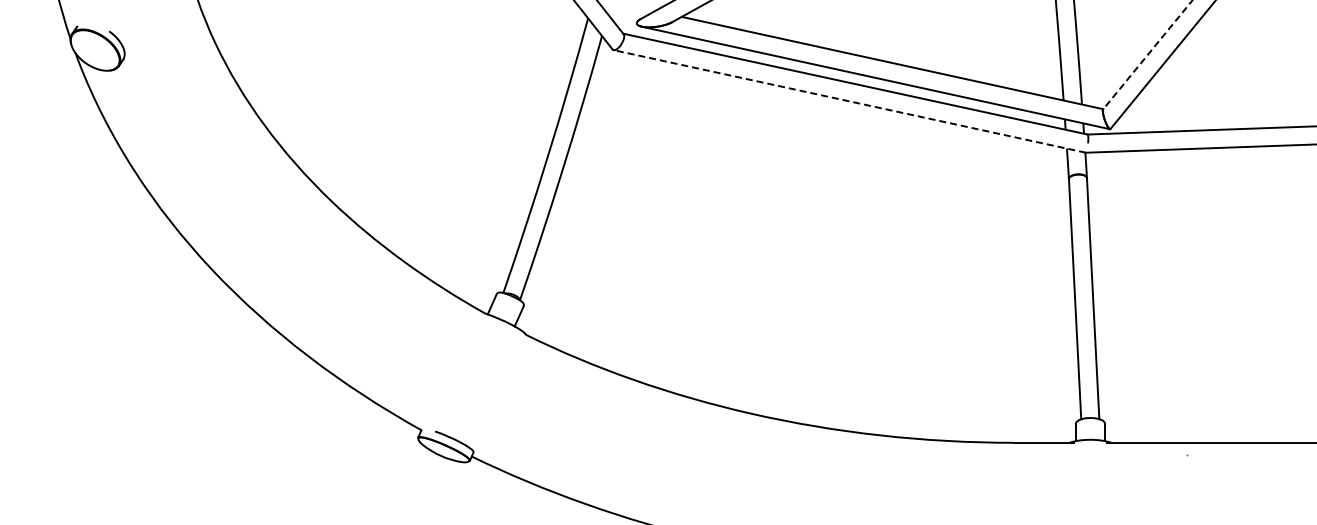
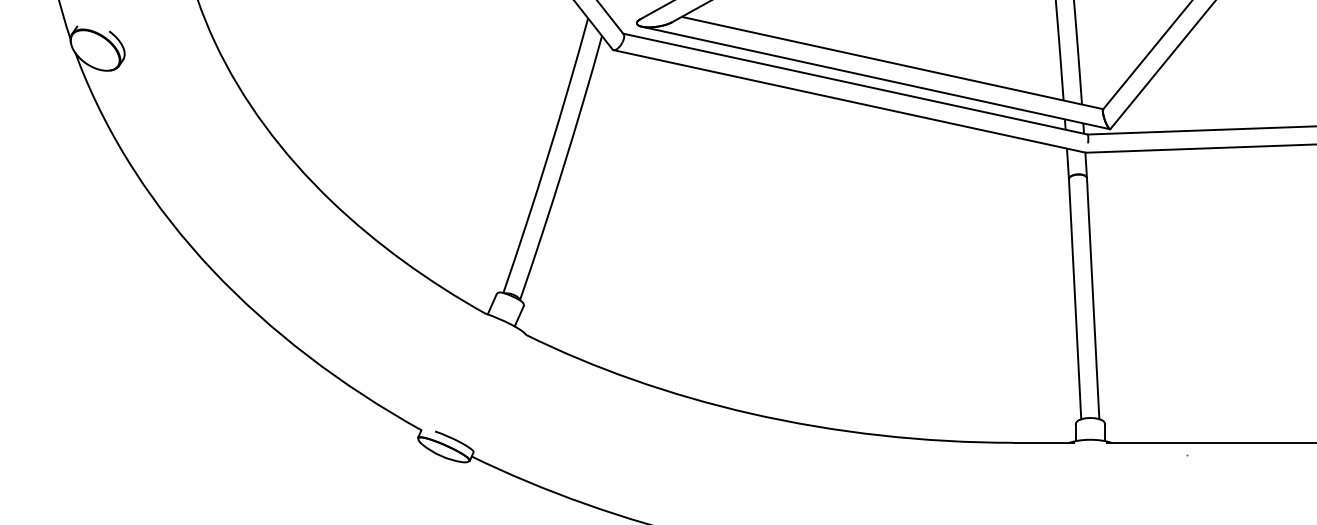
line: dashed -> solid (1147, 55)
line: dashed -> solid (849, 101)
